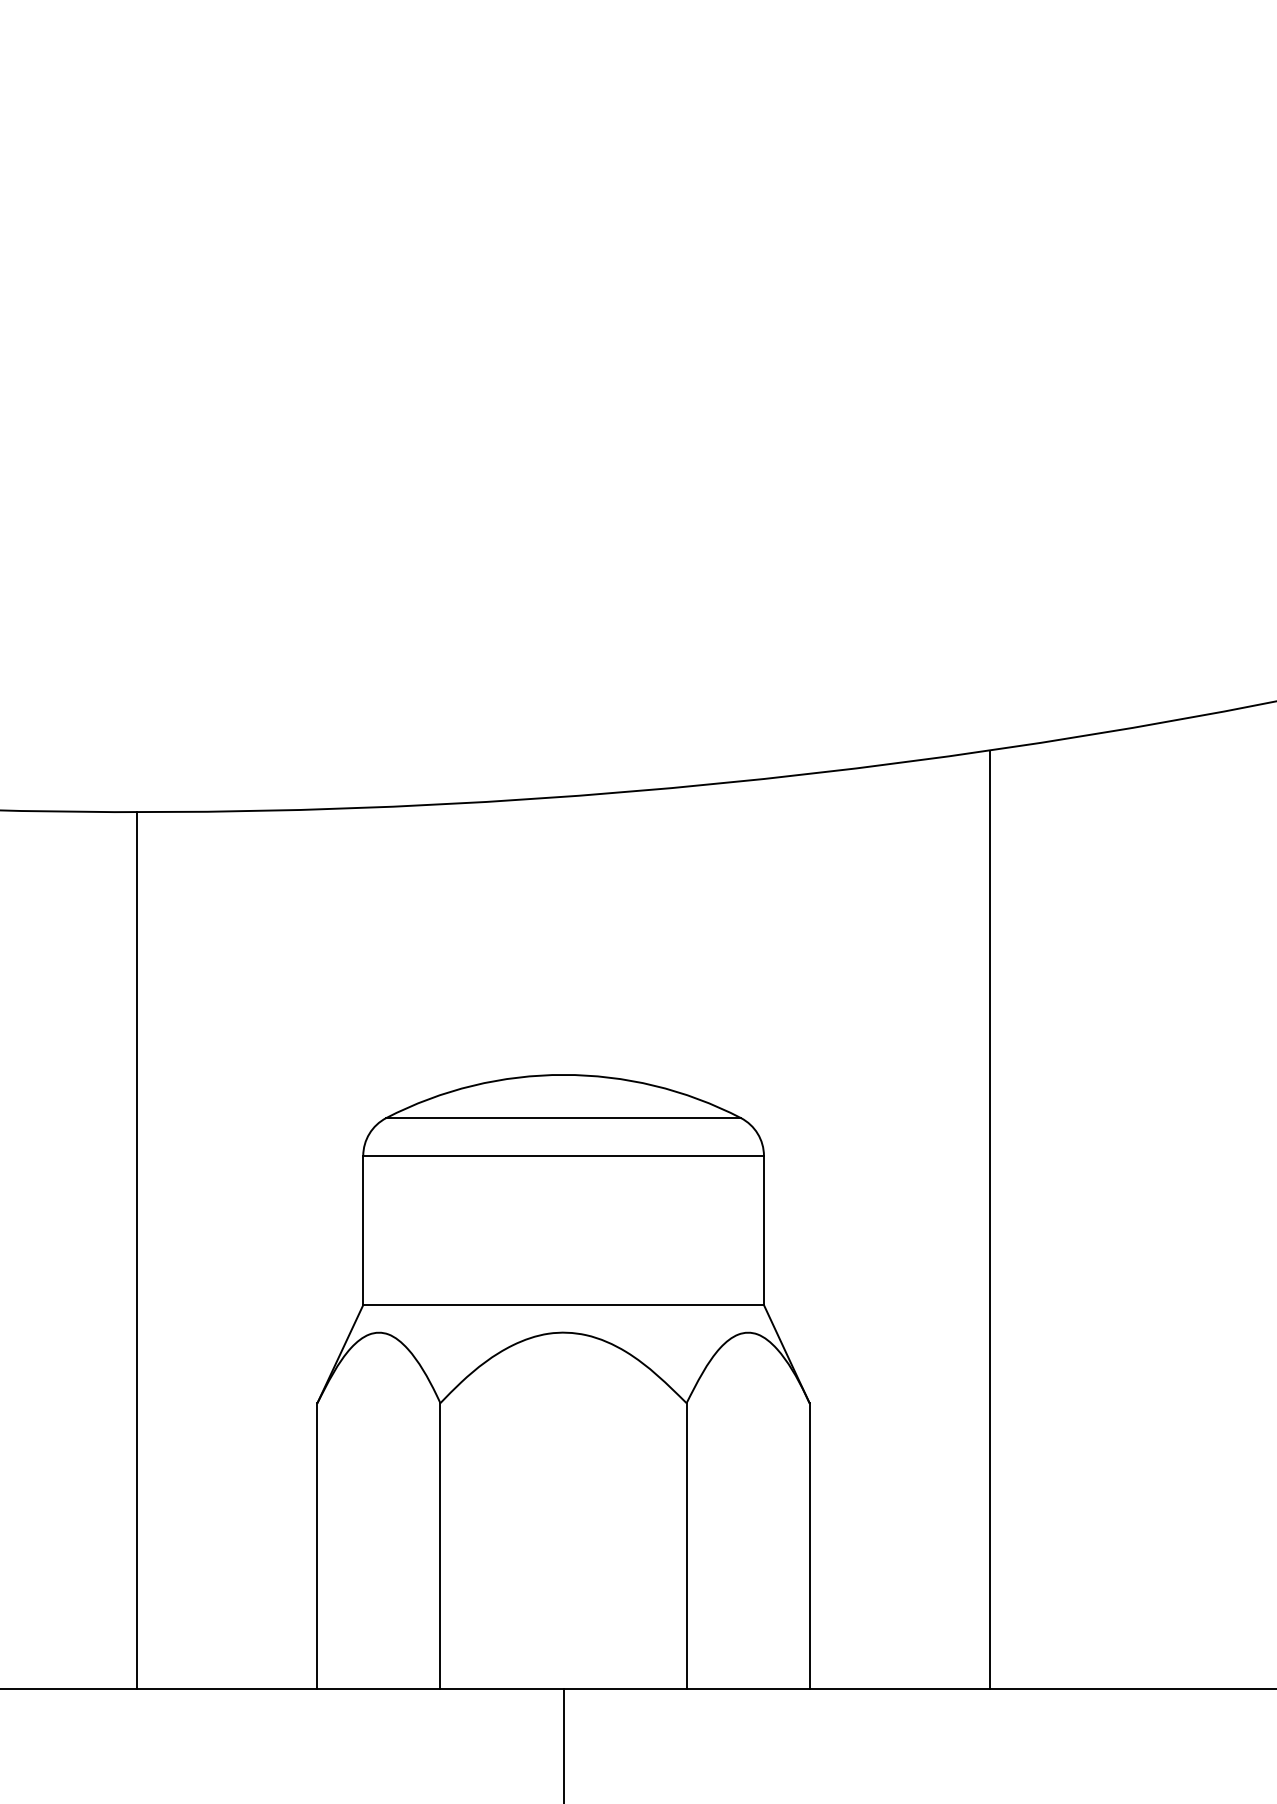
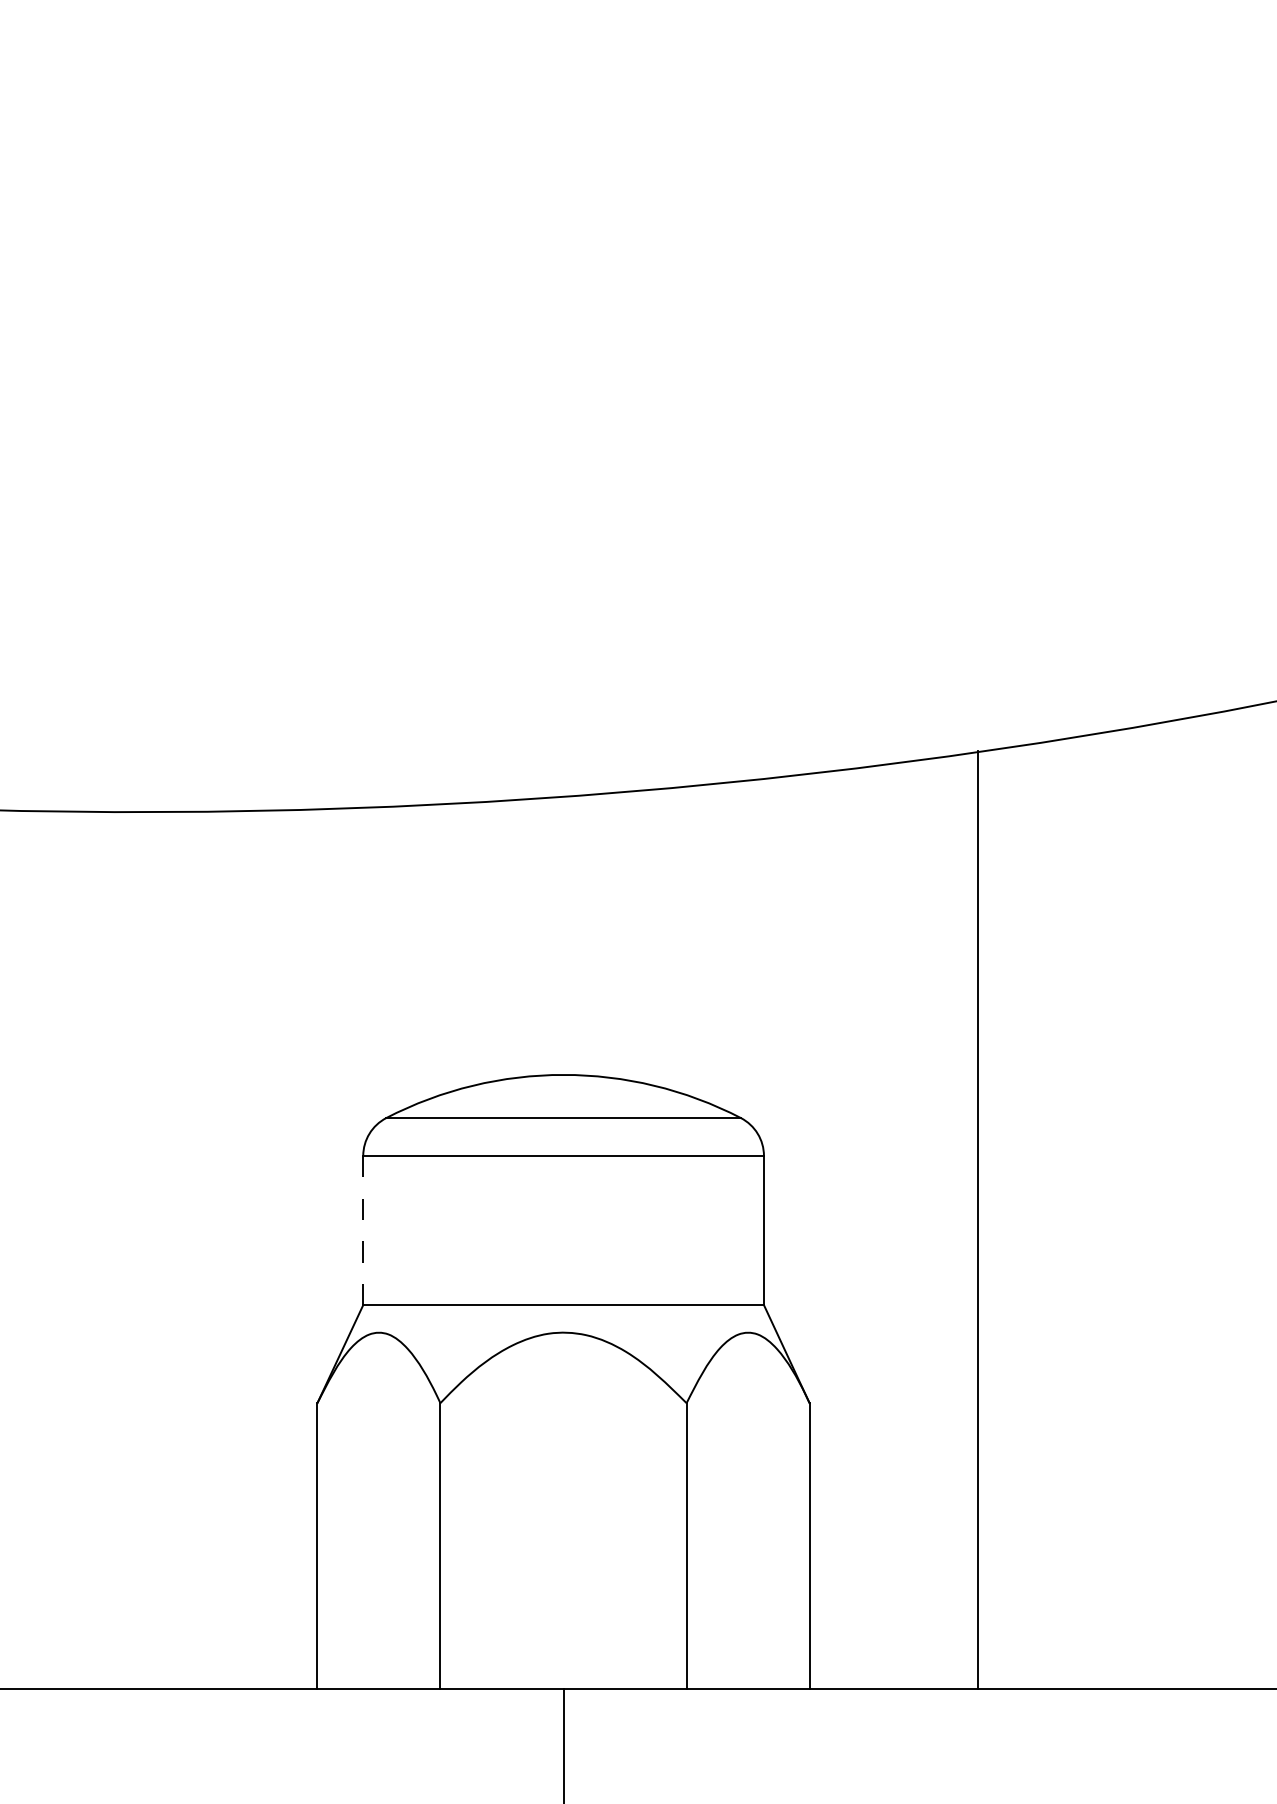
line position: (989, 1219) -> (977, 1219) (977, 1219)
line: solid -> dashed (363, 1230)
line: present -> none (137, 1250)
